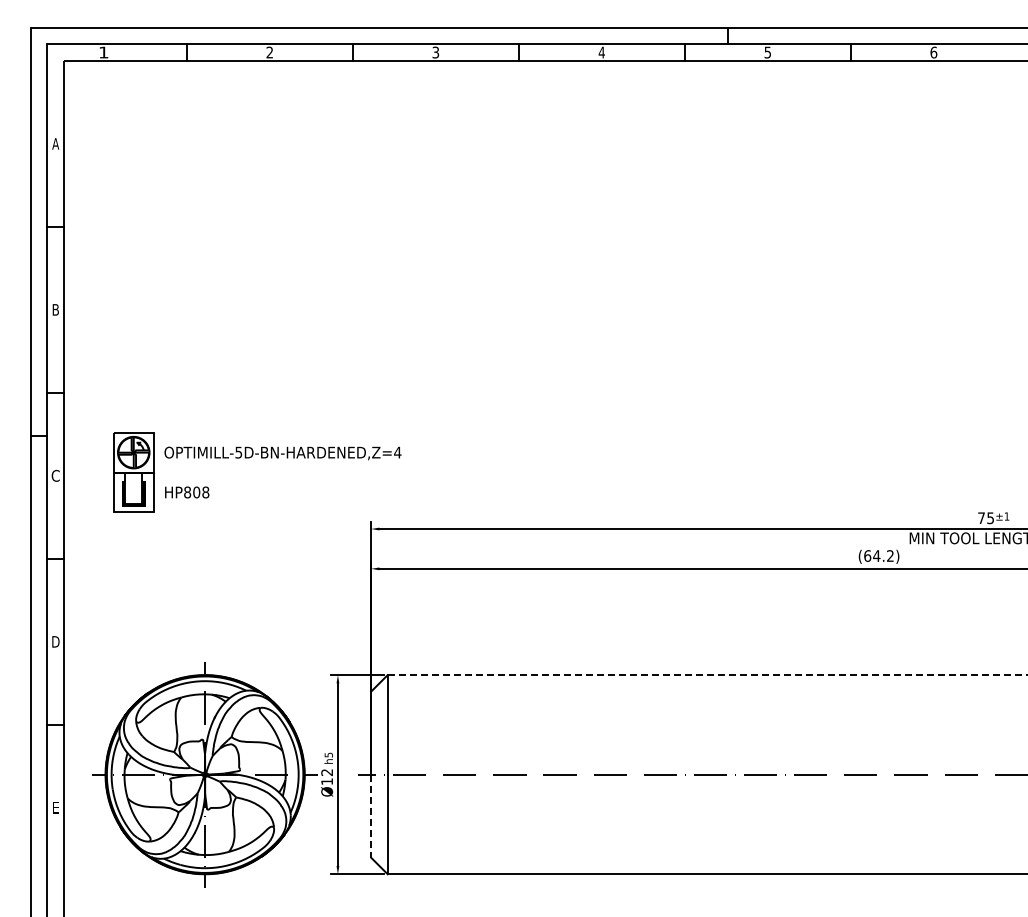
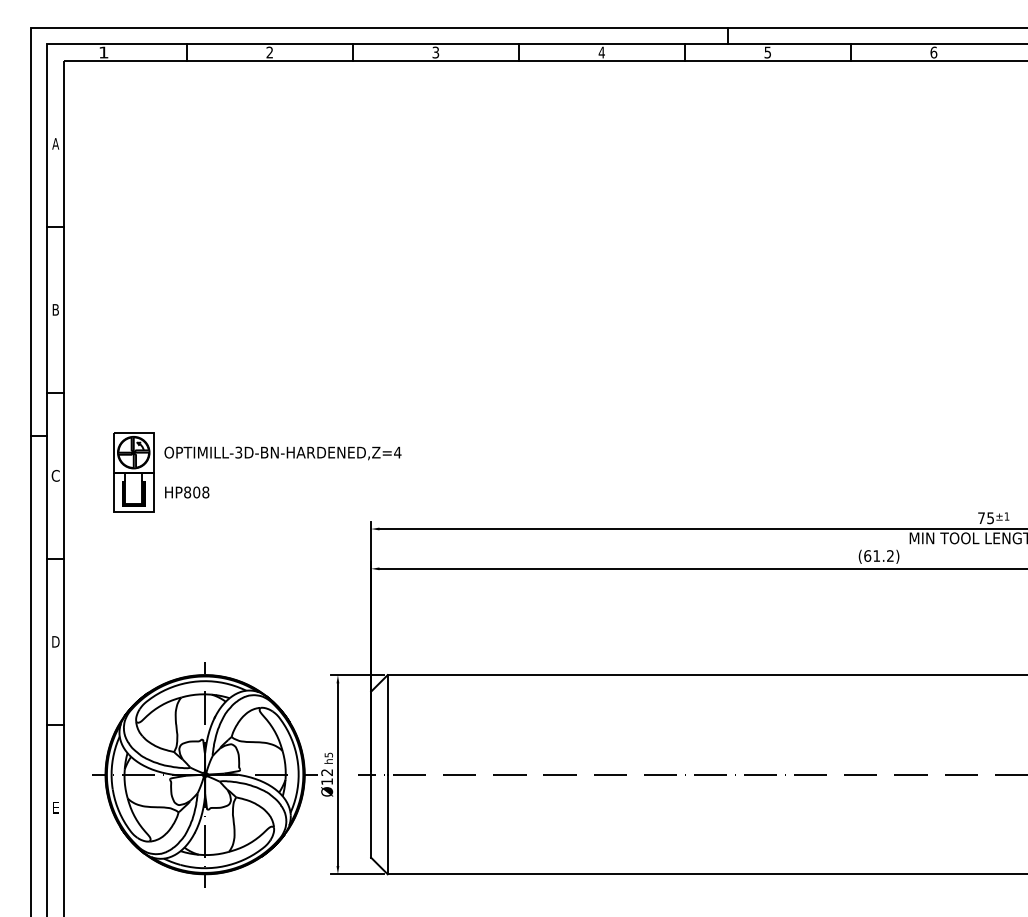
text: OPTIMILL-5D-BN-HARDENED,Z=4 -> OPTIMILL-3D-BN-HARDENED,Z=4 (238, 451)
text: (64.2) -> (61.2) (876, 555)
line: dashed -> solid (707, 675)
line: dashed -> solid (371, 816)
